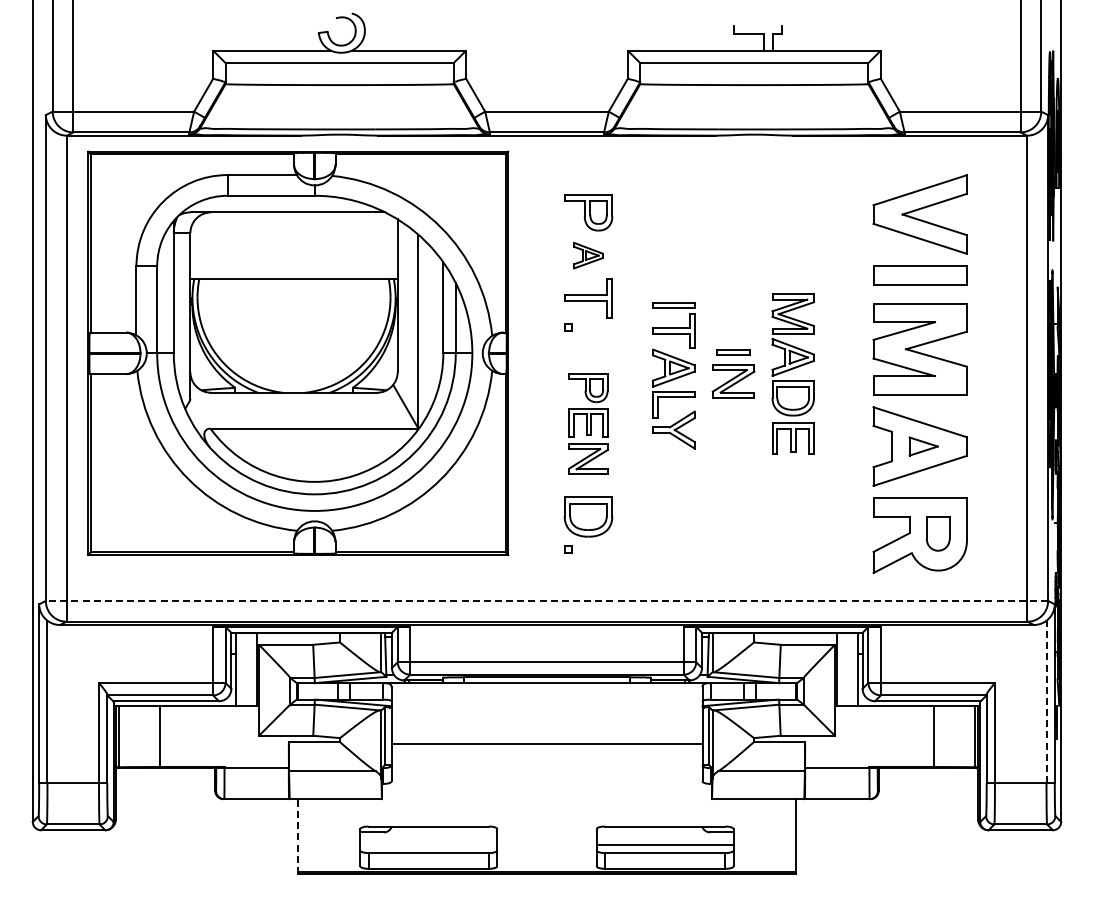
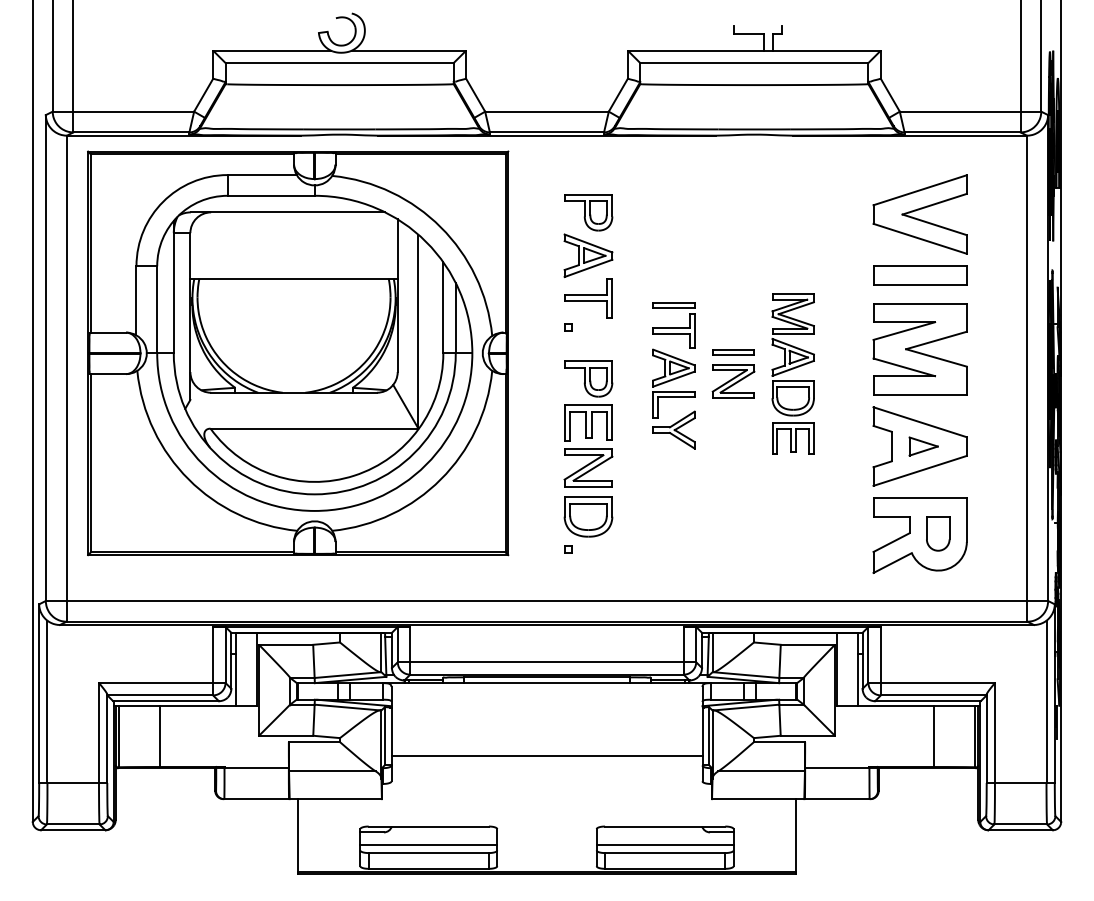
part size: 31x28 px -> 51x45 px (588, 255)
part size: 35x7 px -> 43x7 px (733, 352)
part size: 41x102 px -> 51x128 px (588, 423)
line: dashed -> solid (546, 600)
line: dashed -> solid (1046, 701)
line position: (546, 743) -> (546, 755) (546, 755)
line: dashed -> solid (298, 836)
line: none -> present (428, 844)
